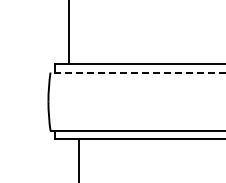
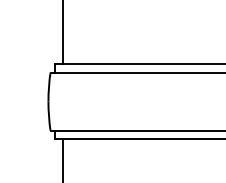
line position: (68, 33) -> (62, 33) (62, 33)
line: dashed -> solid (138, 72)
line position: (78, 159) -> (62, 159) (62, 159)
